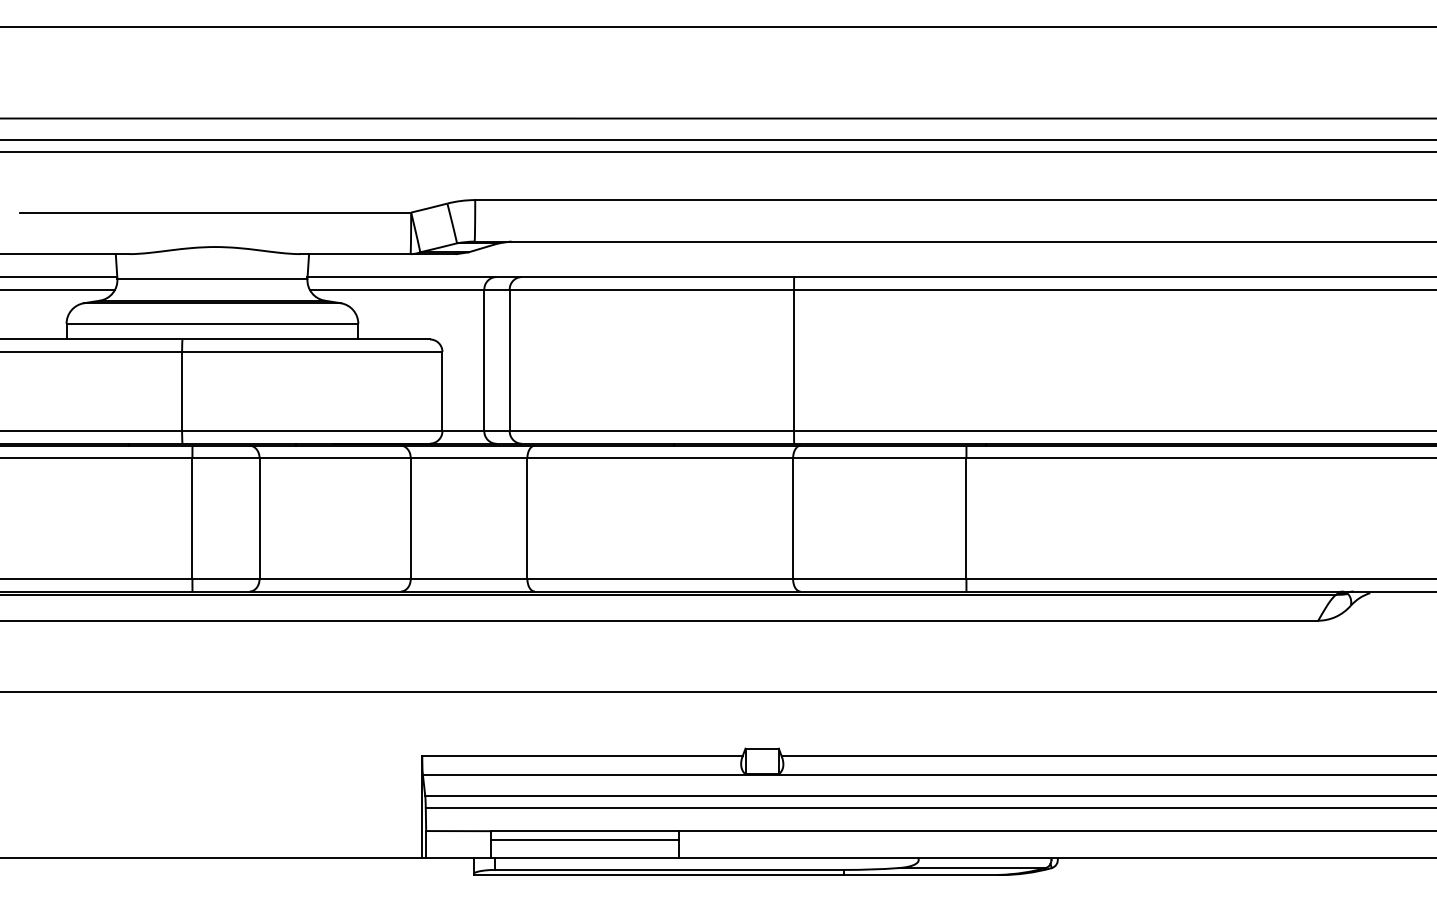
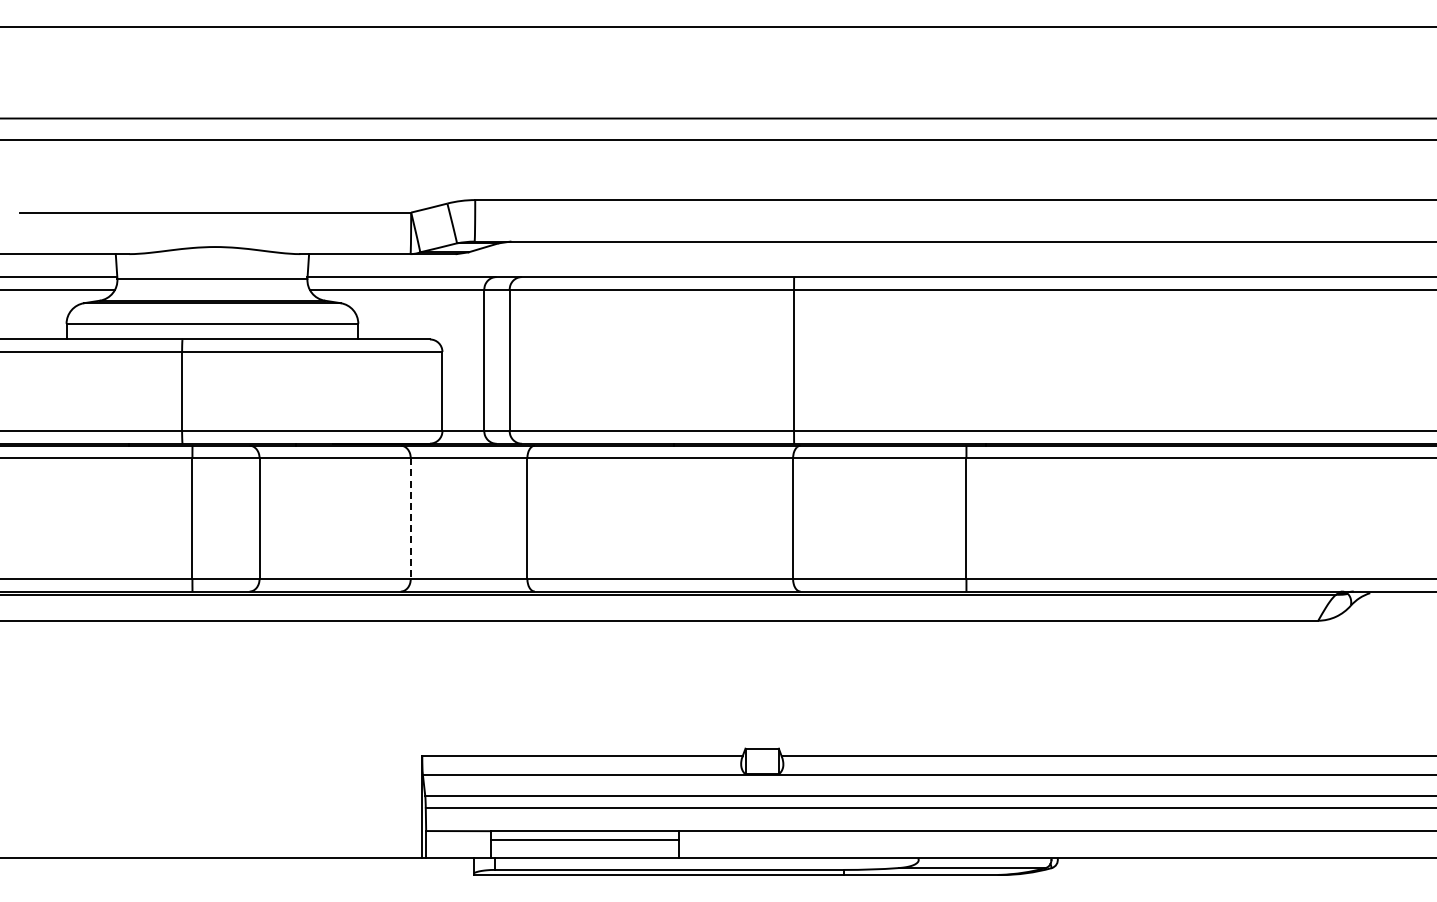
line: present -> none (717, 151)
line: solid -> dashed (410, 519)
line: present -> none (717, 691)
